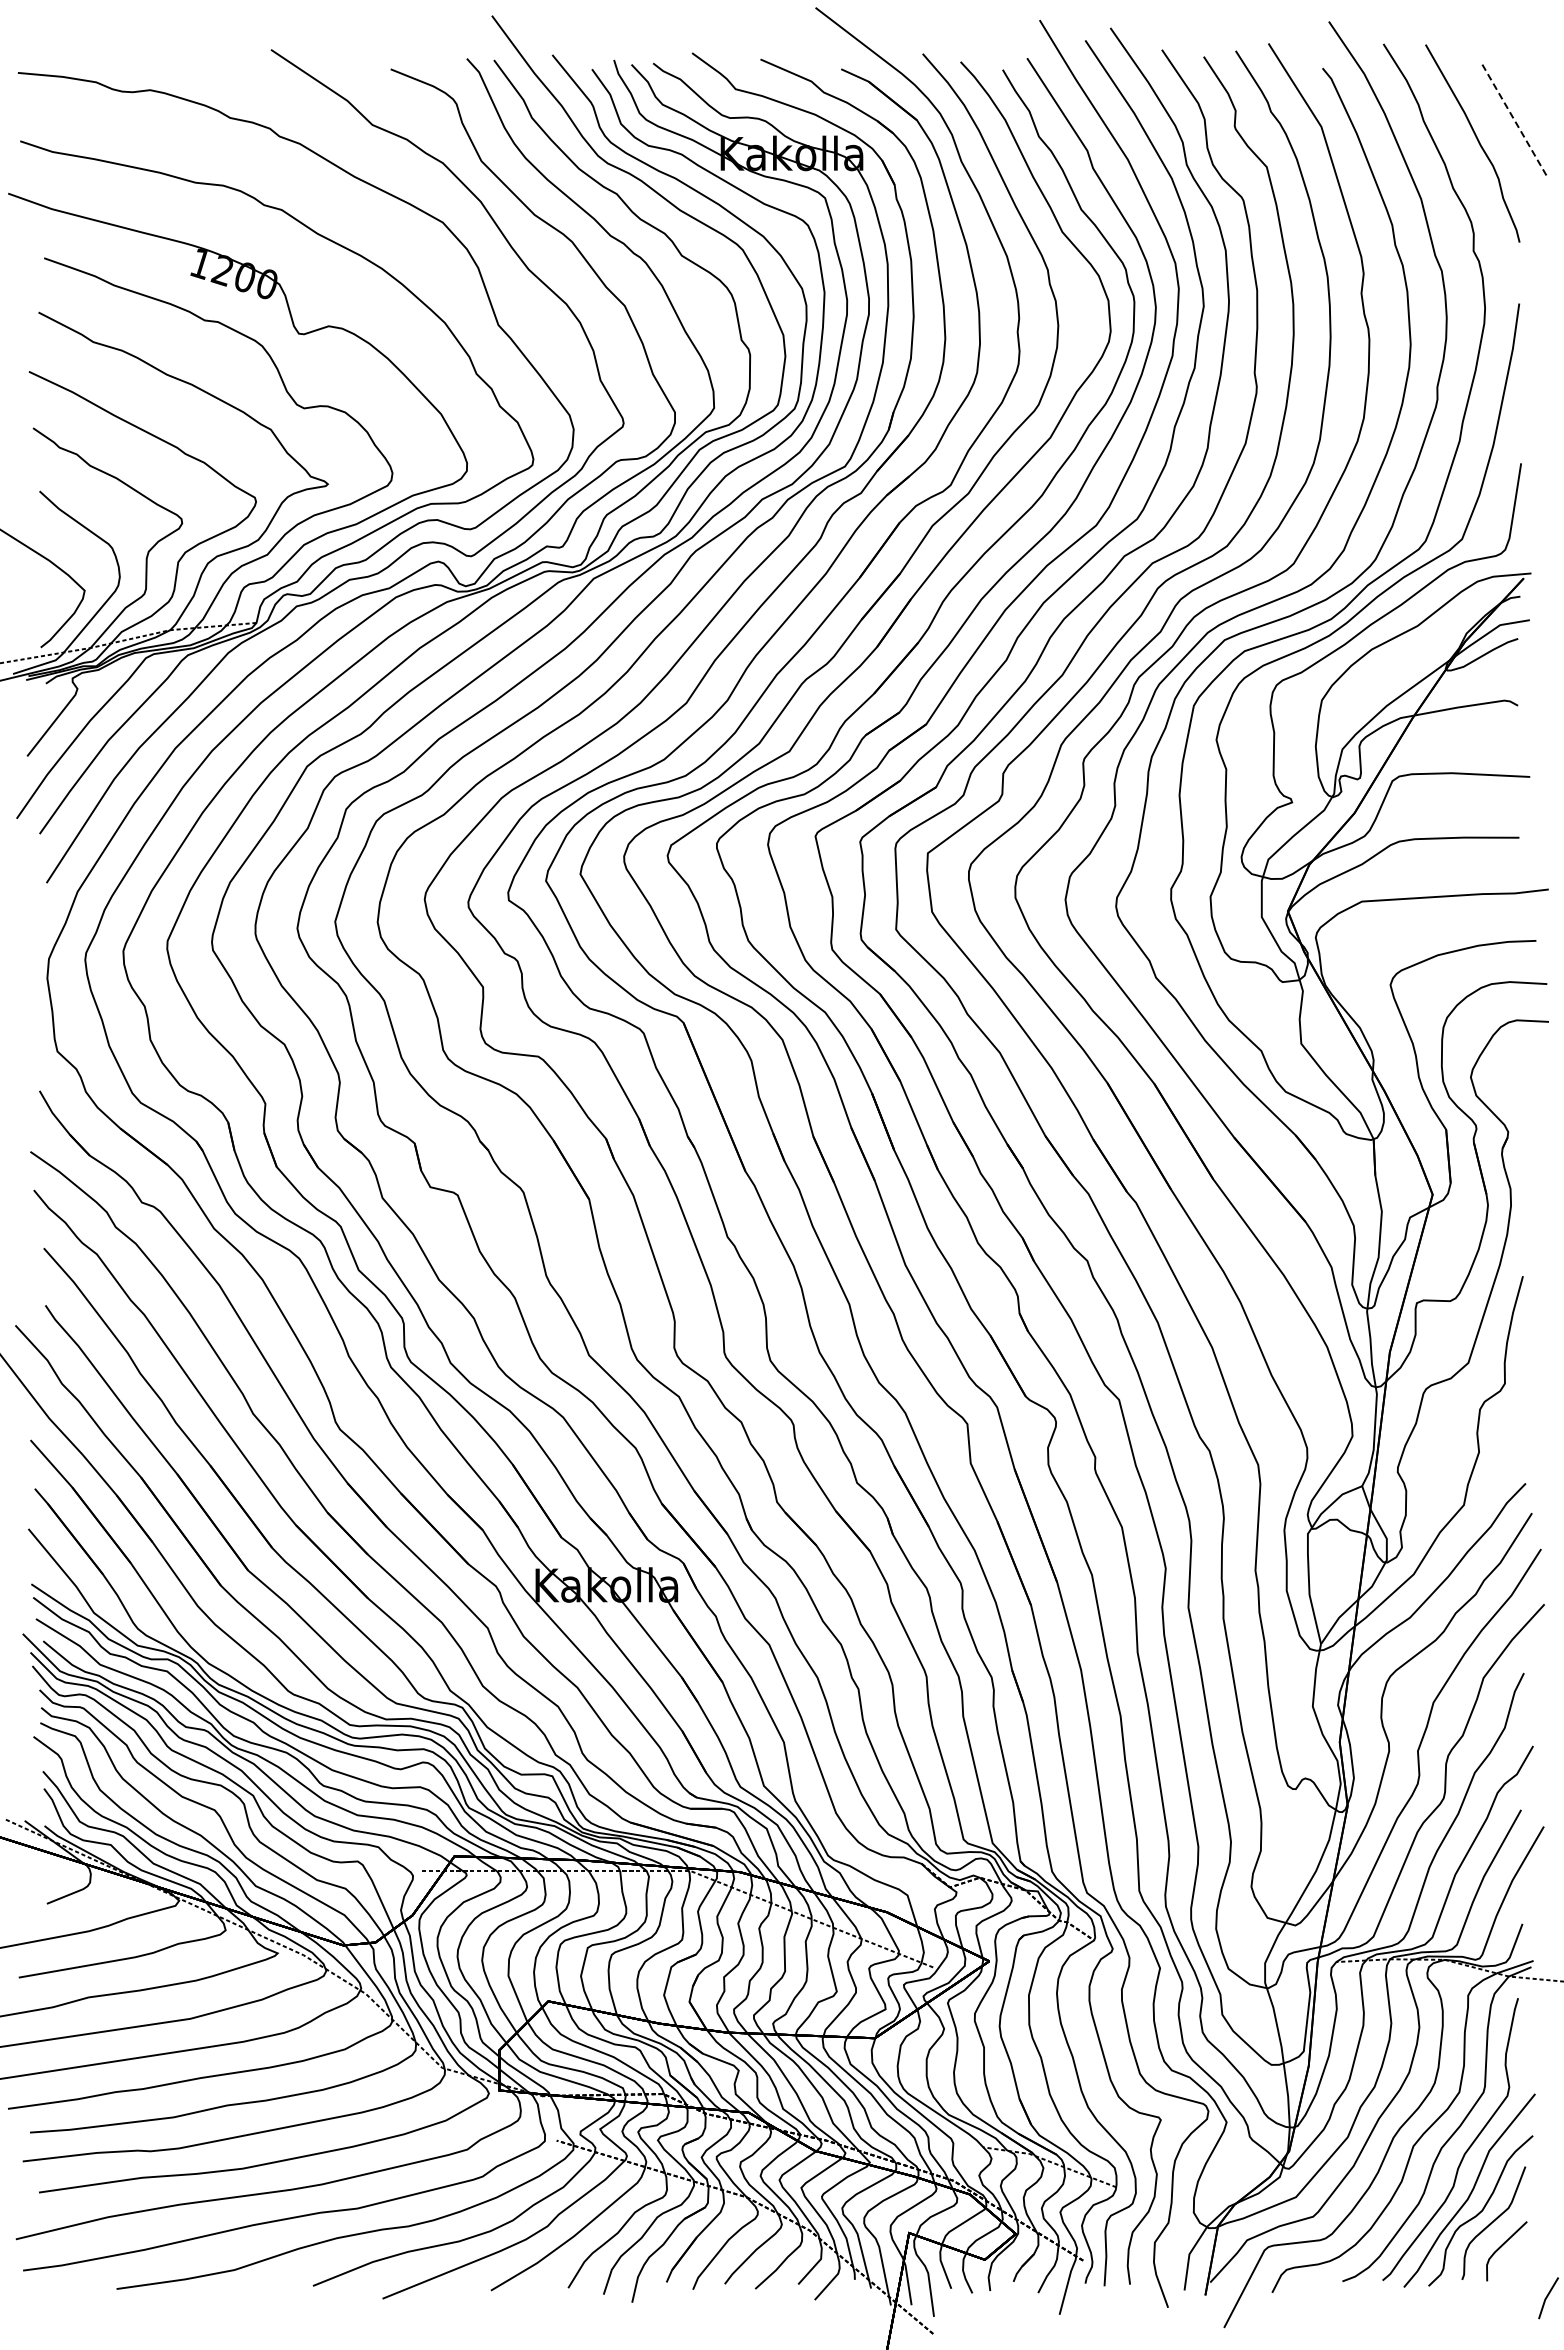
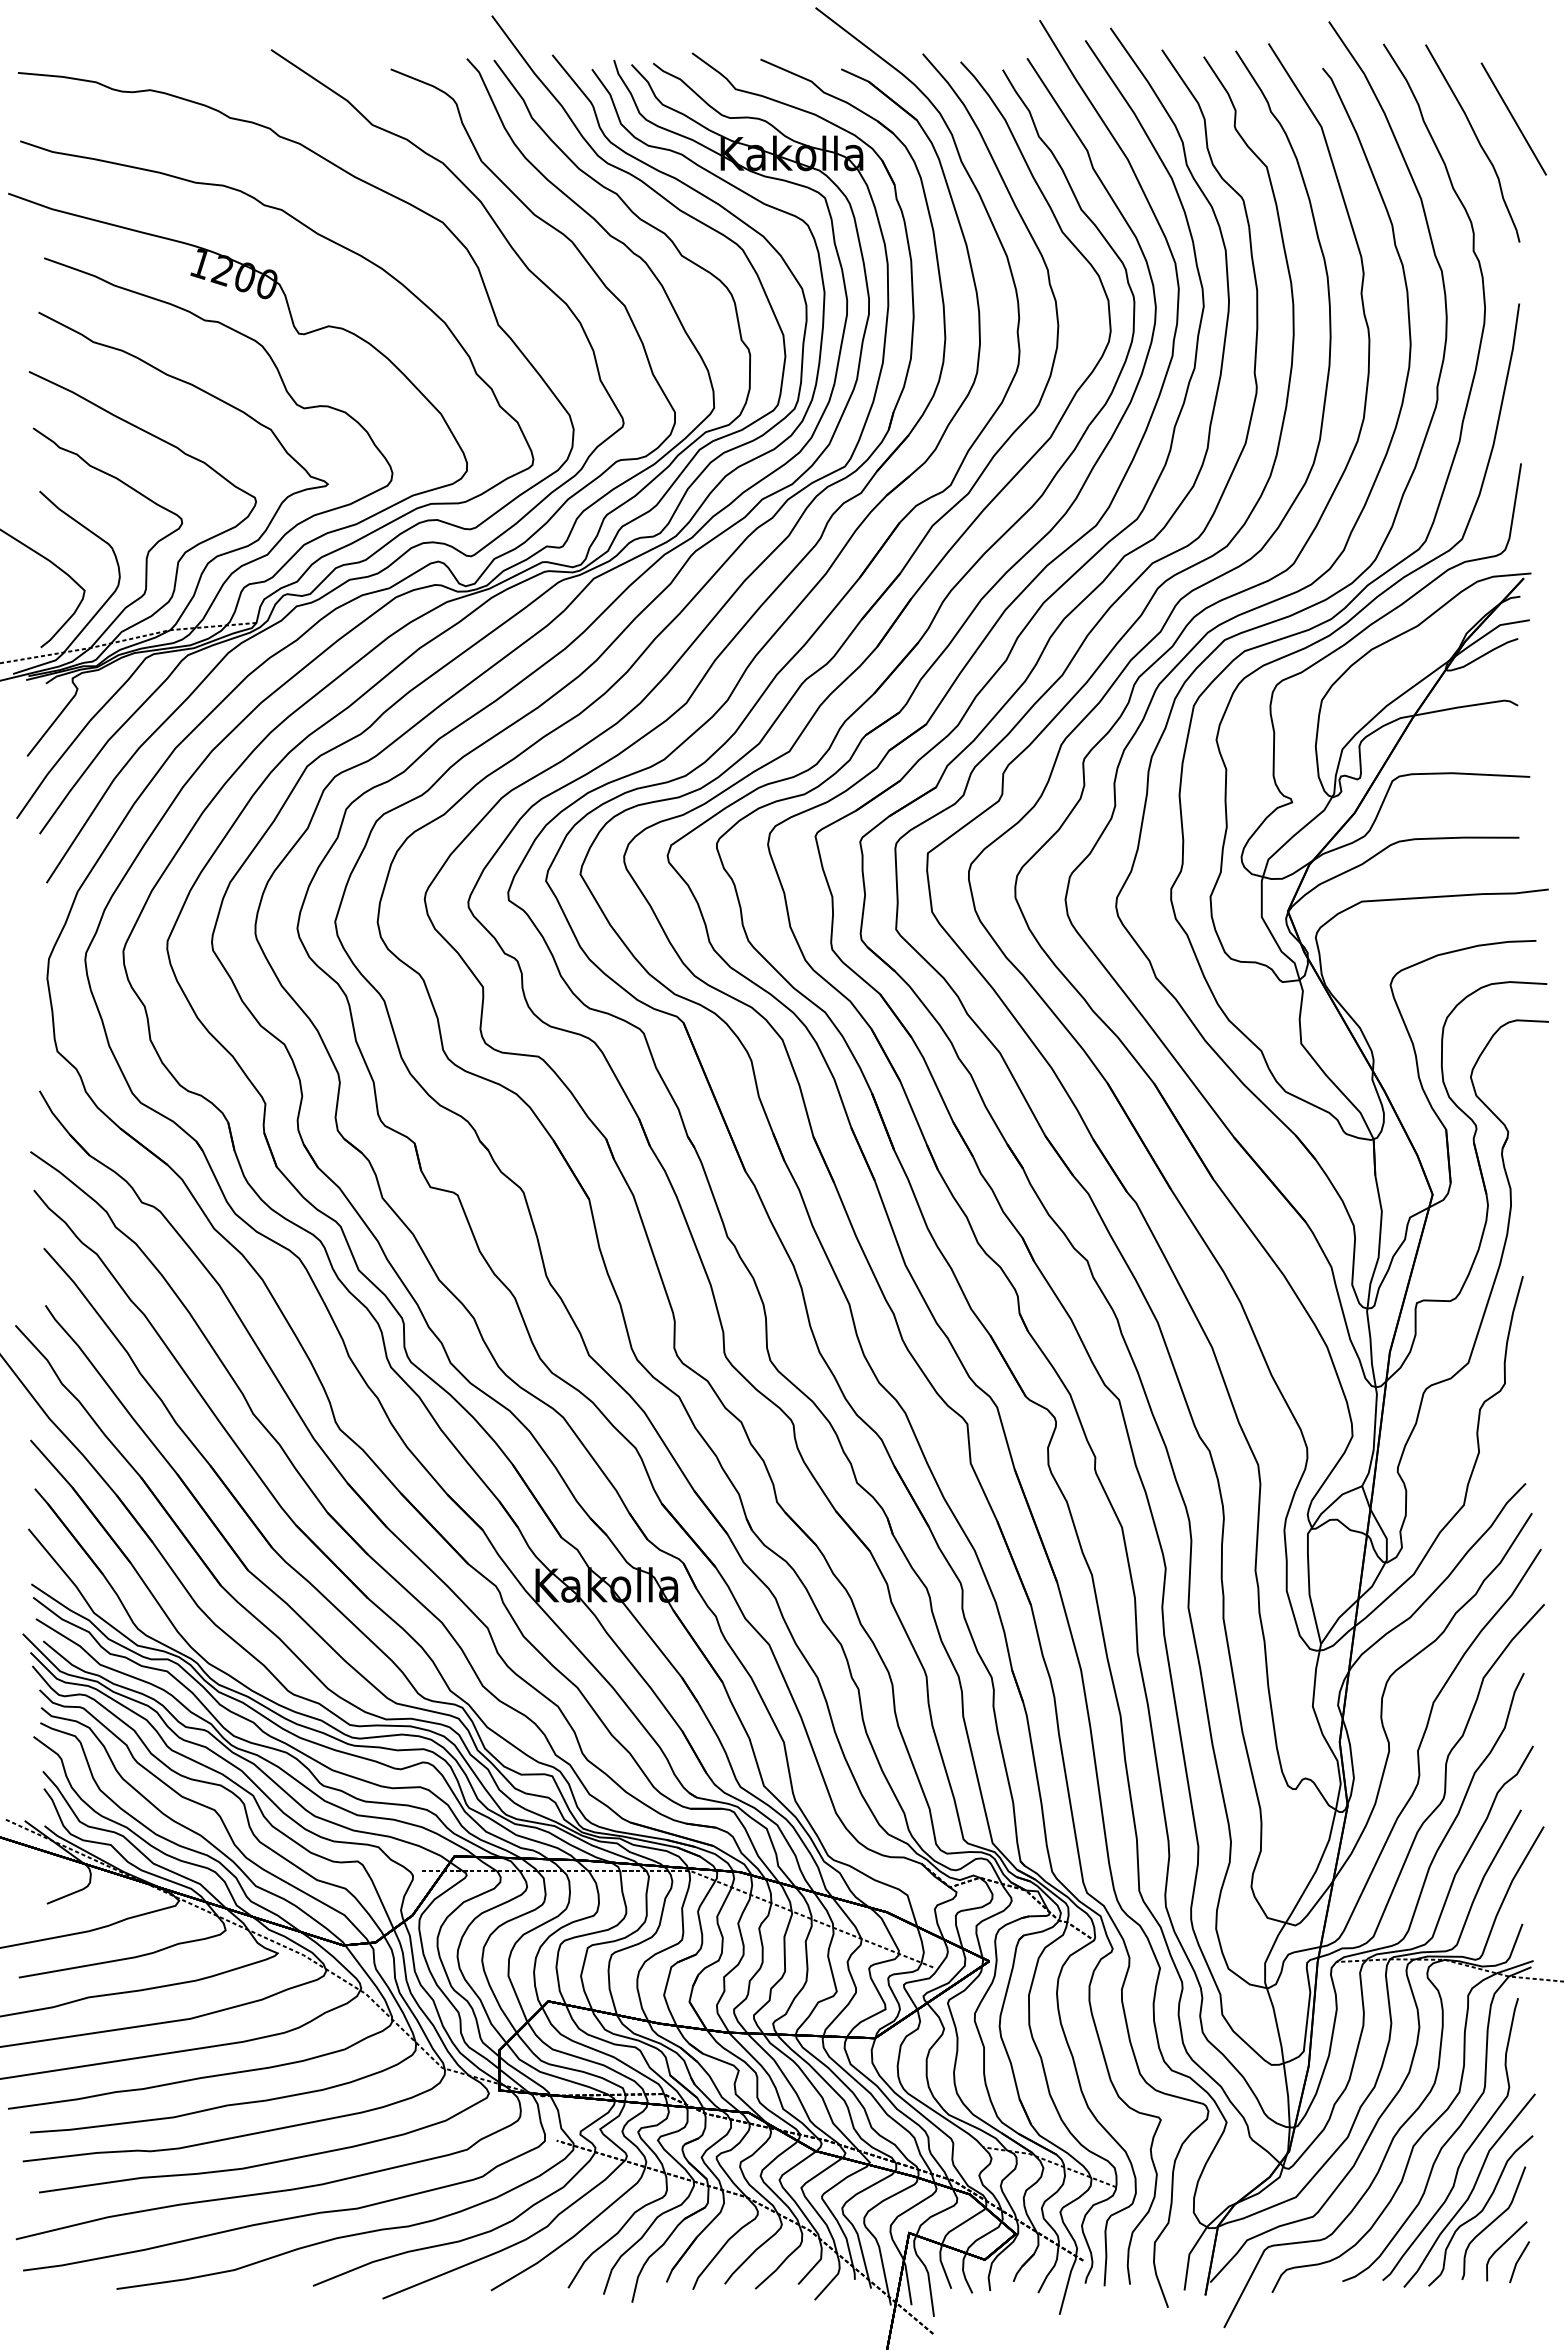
line: dashed -> solid (1513, 118)
line position: (1547, 2298) -> (1518, 2262) (1518, 2262)
